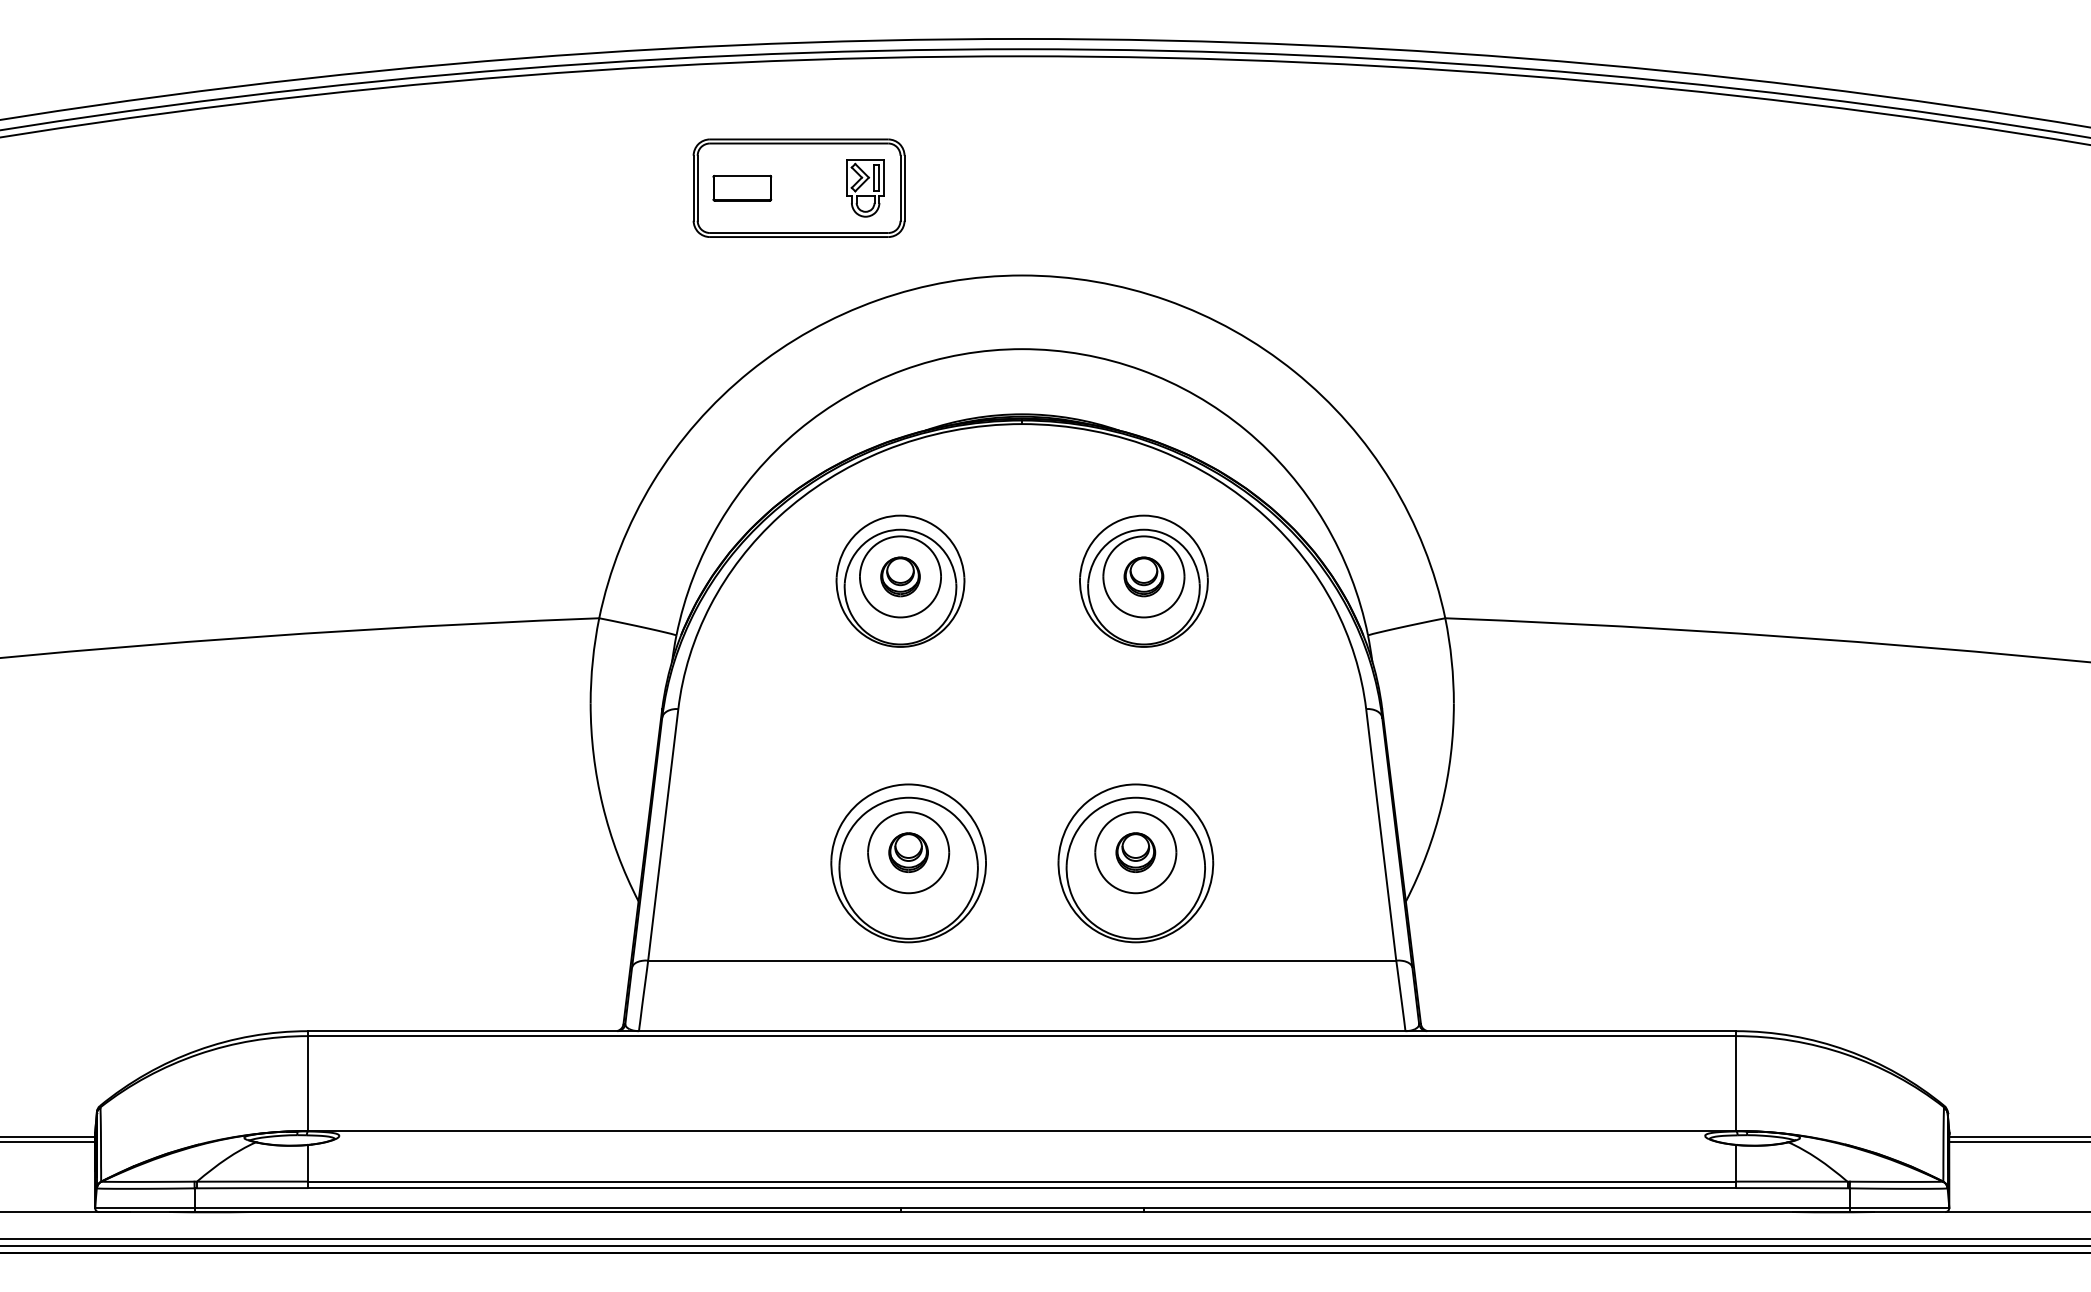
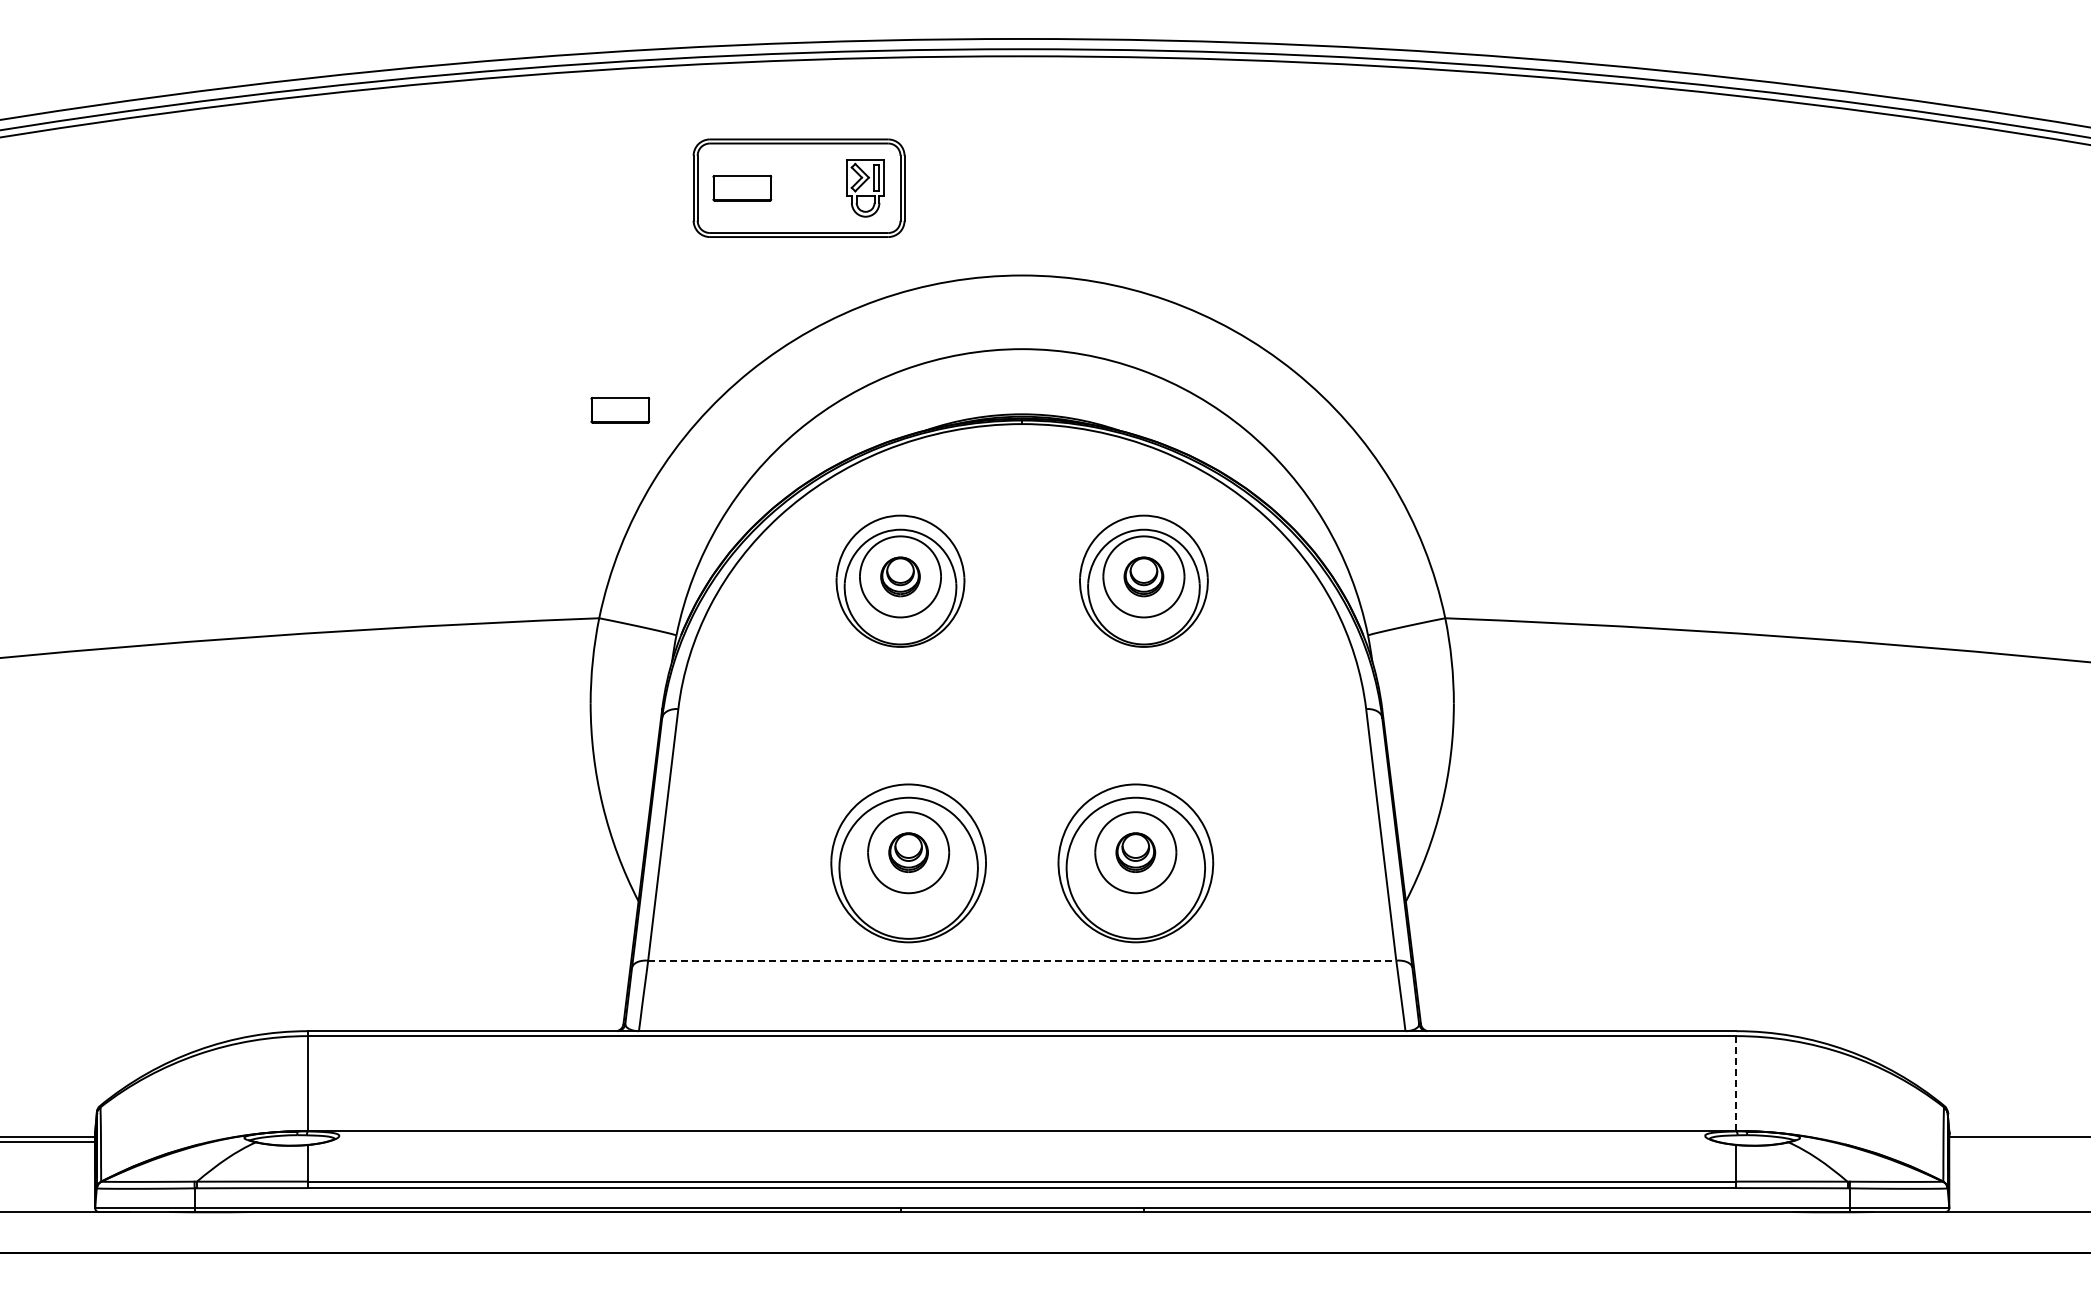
part: none -> present (620, 409)
line: solid -> dashed (1022, 960)
line: solid -> dashed (1736, 1080)
line: present -> none (2018, 1142)
line: present -> none (1044, 1238)
line: present -> none (1044, 1246)
